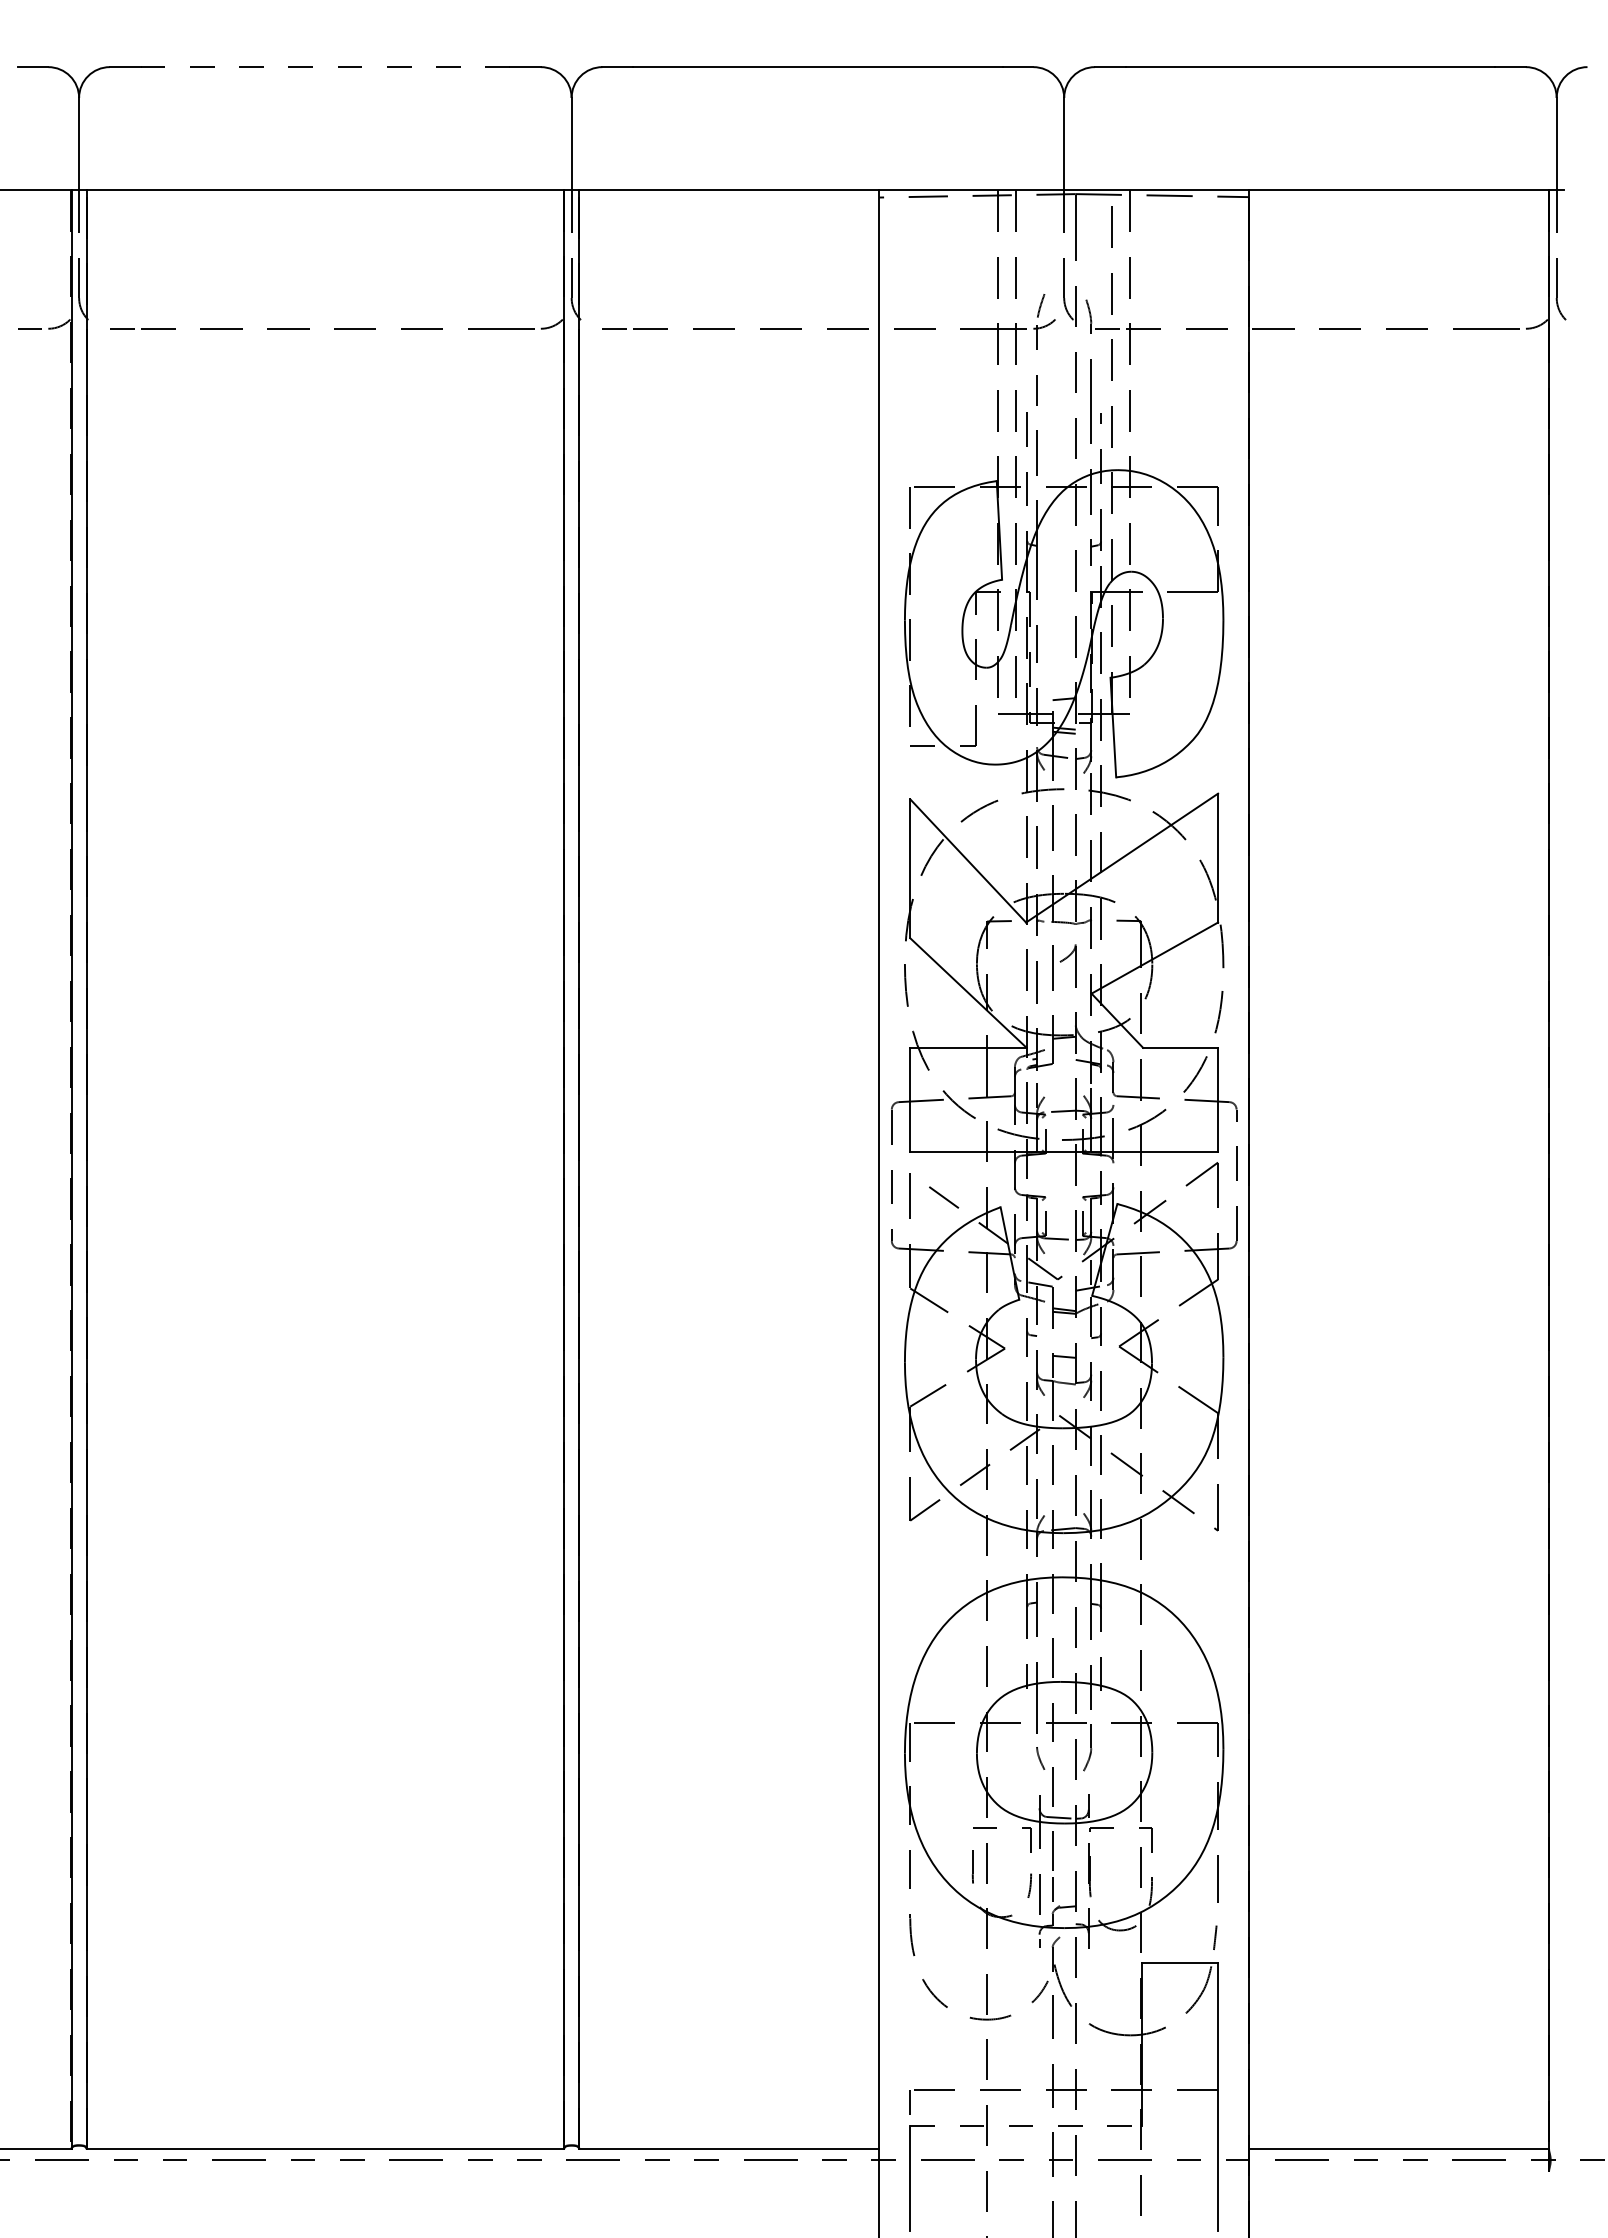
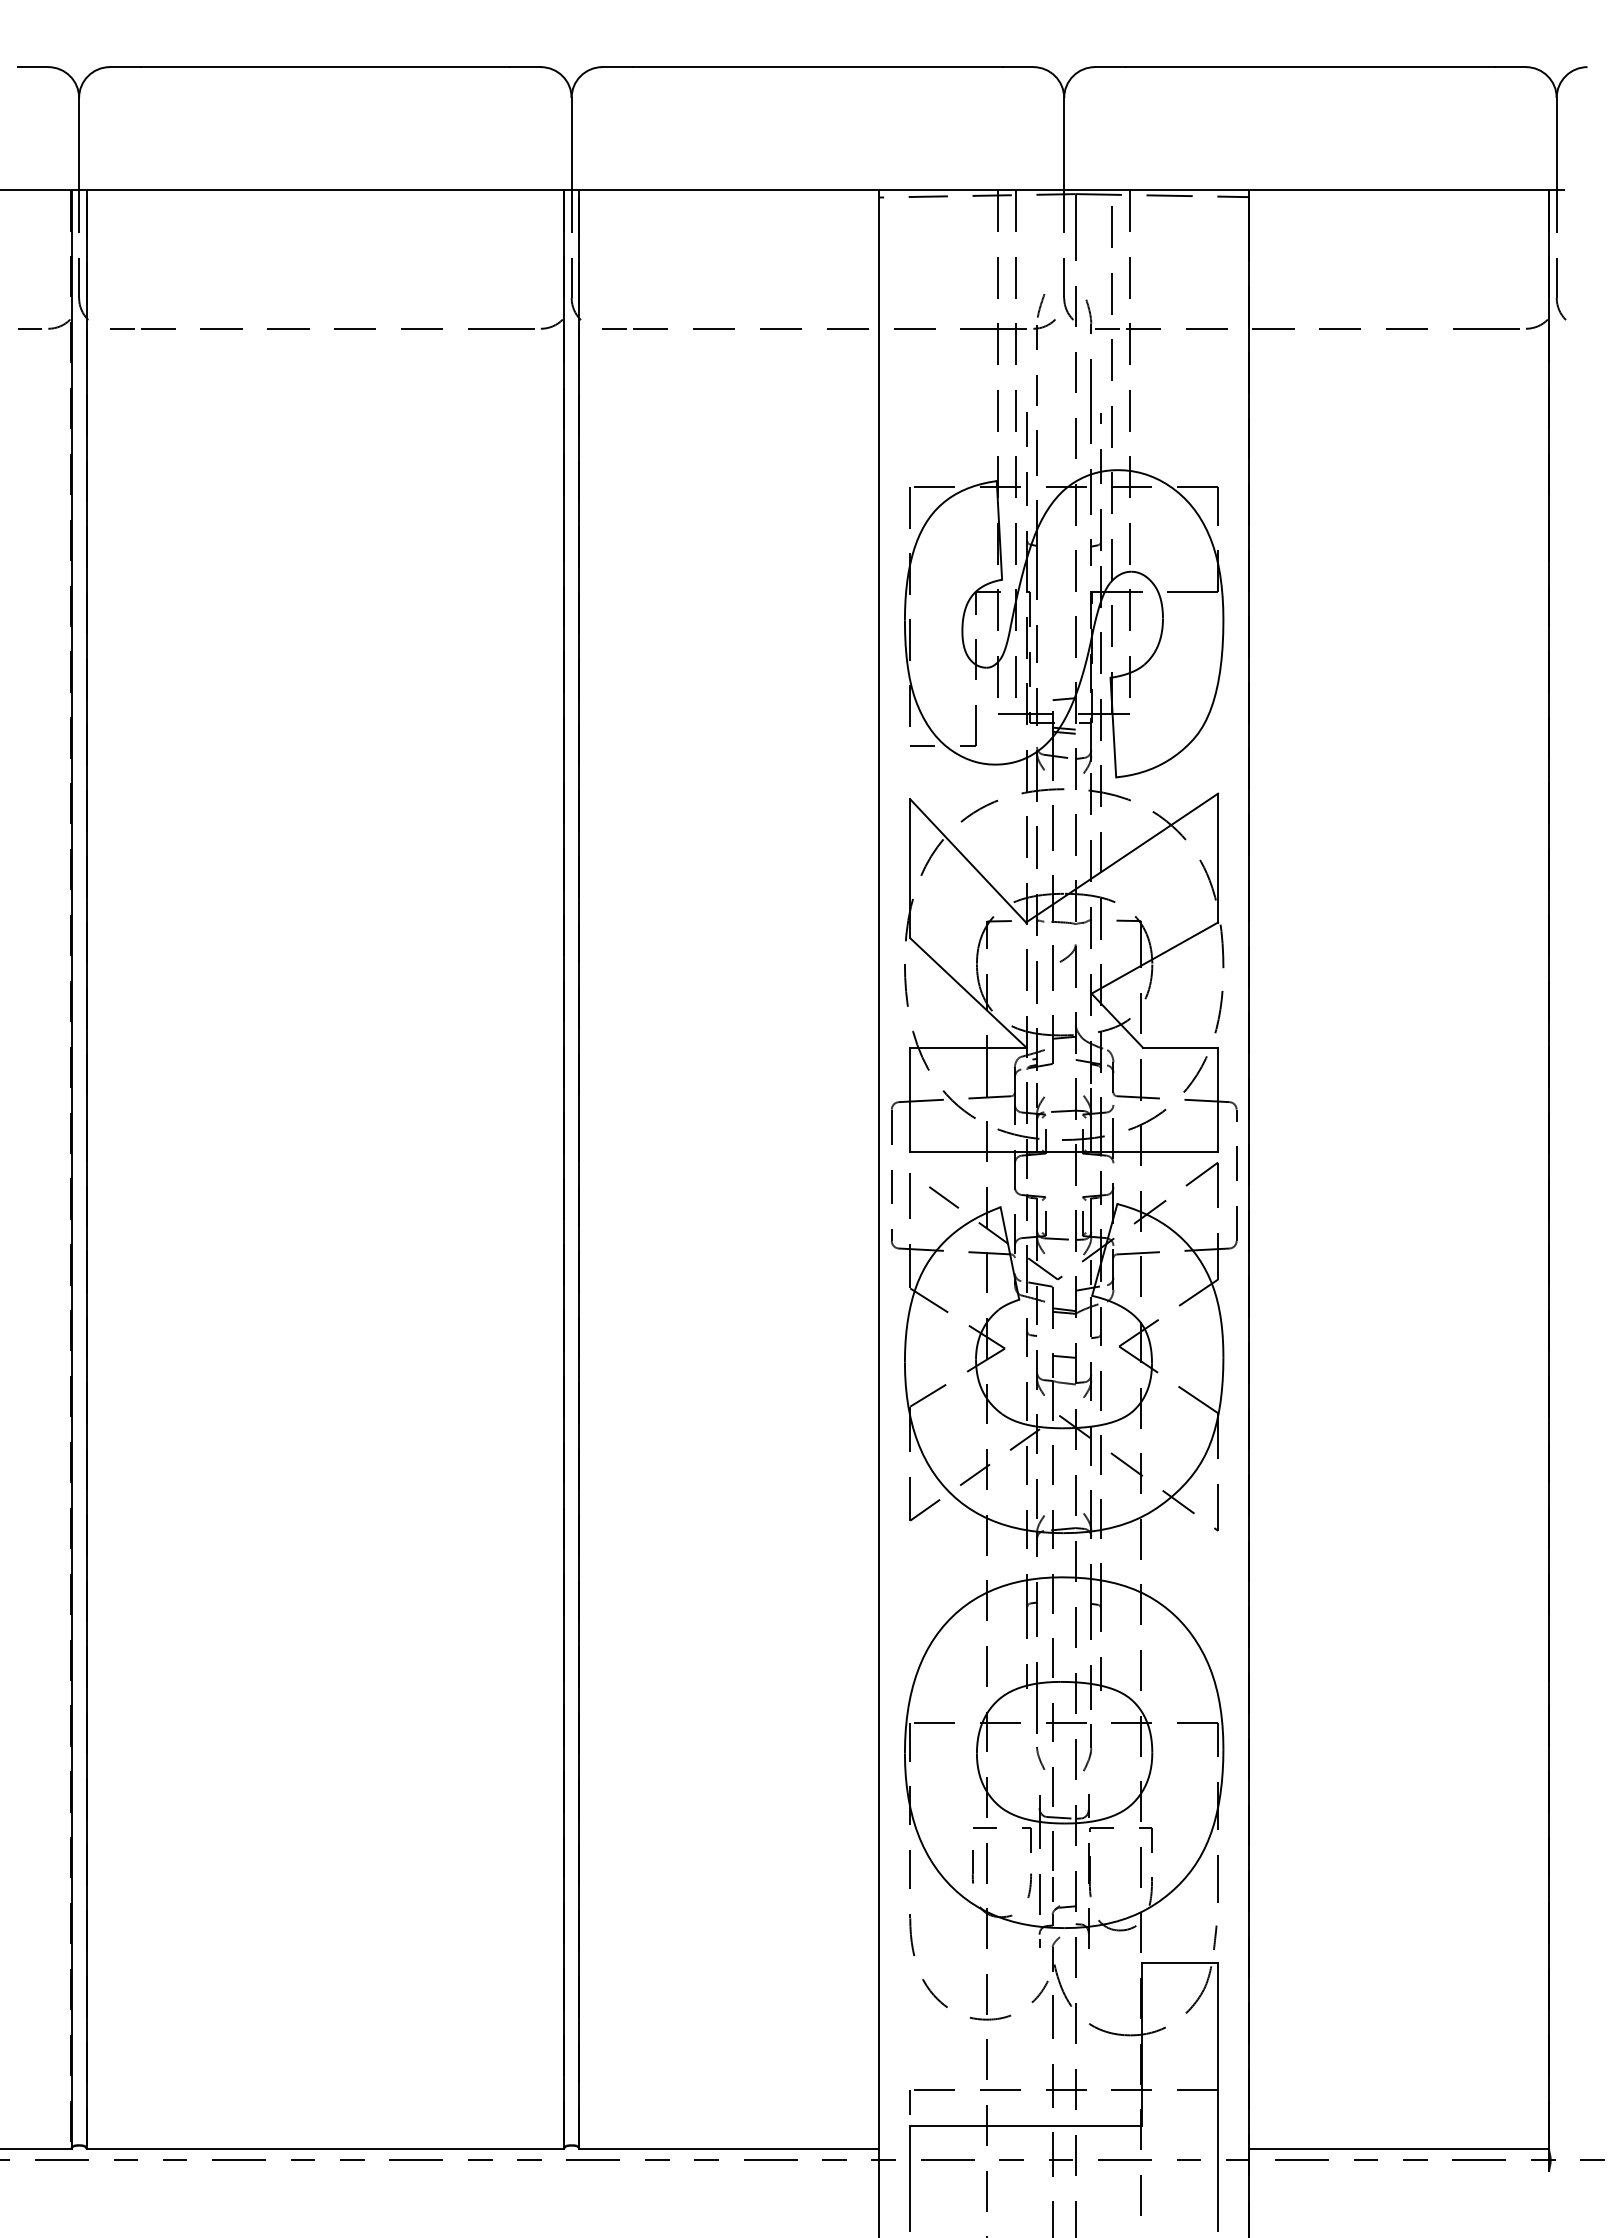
line: dashed -> solid (325, 67)
line: dashed -> solid (1026, 2126)
